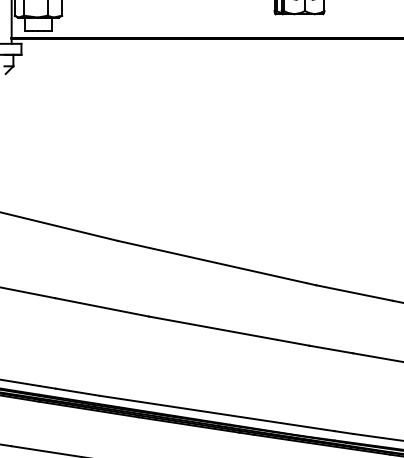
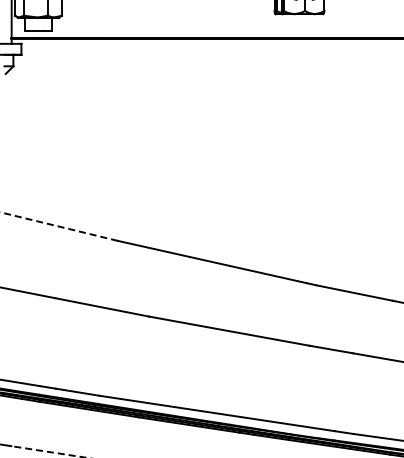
line: solid -> dashed (58, 226)
line: solid -> dashed (49, 452)
